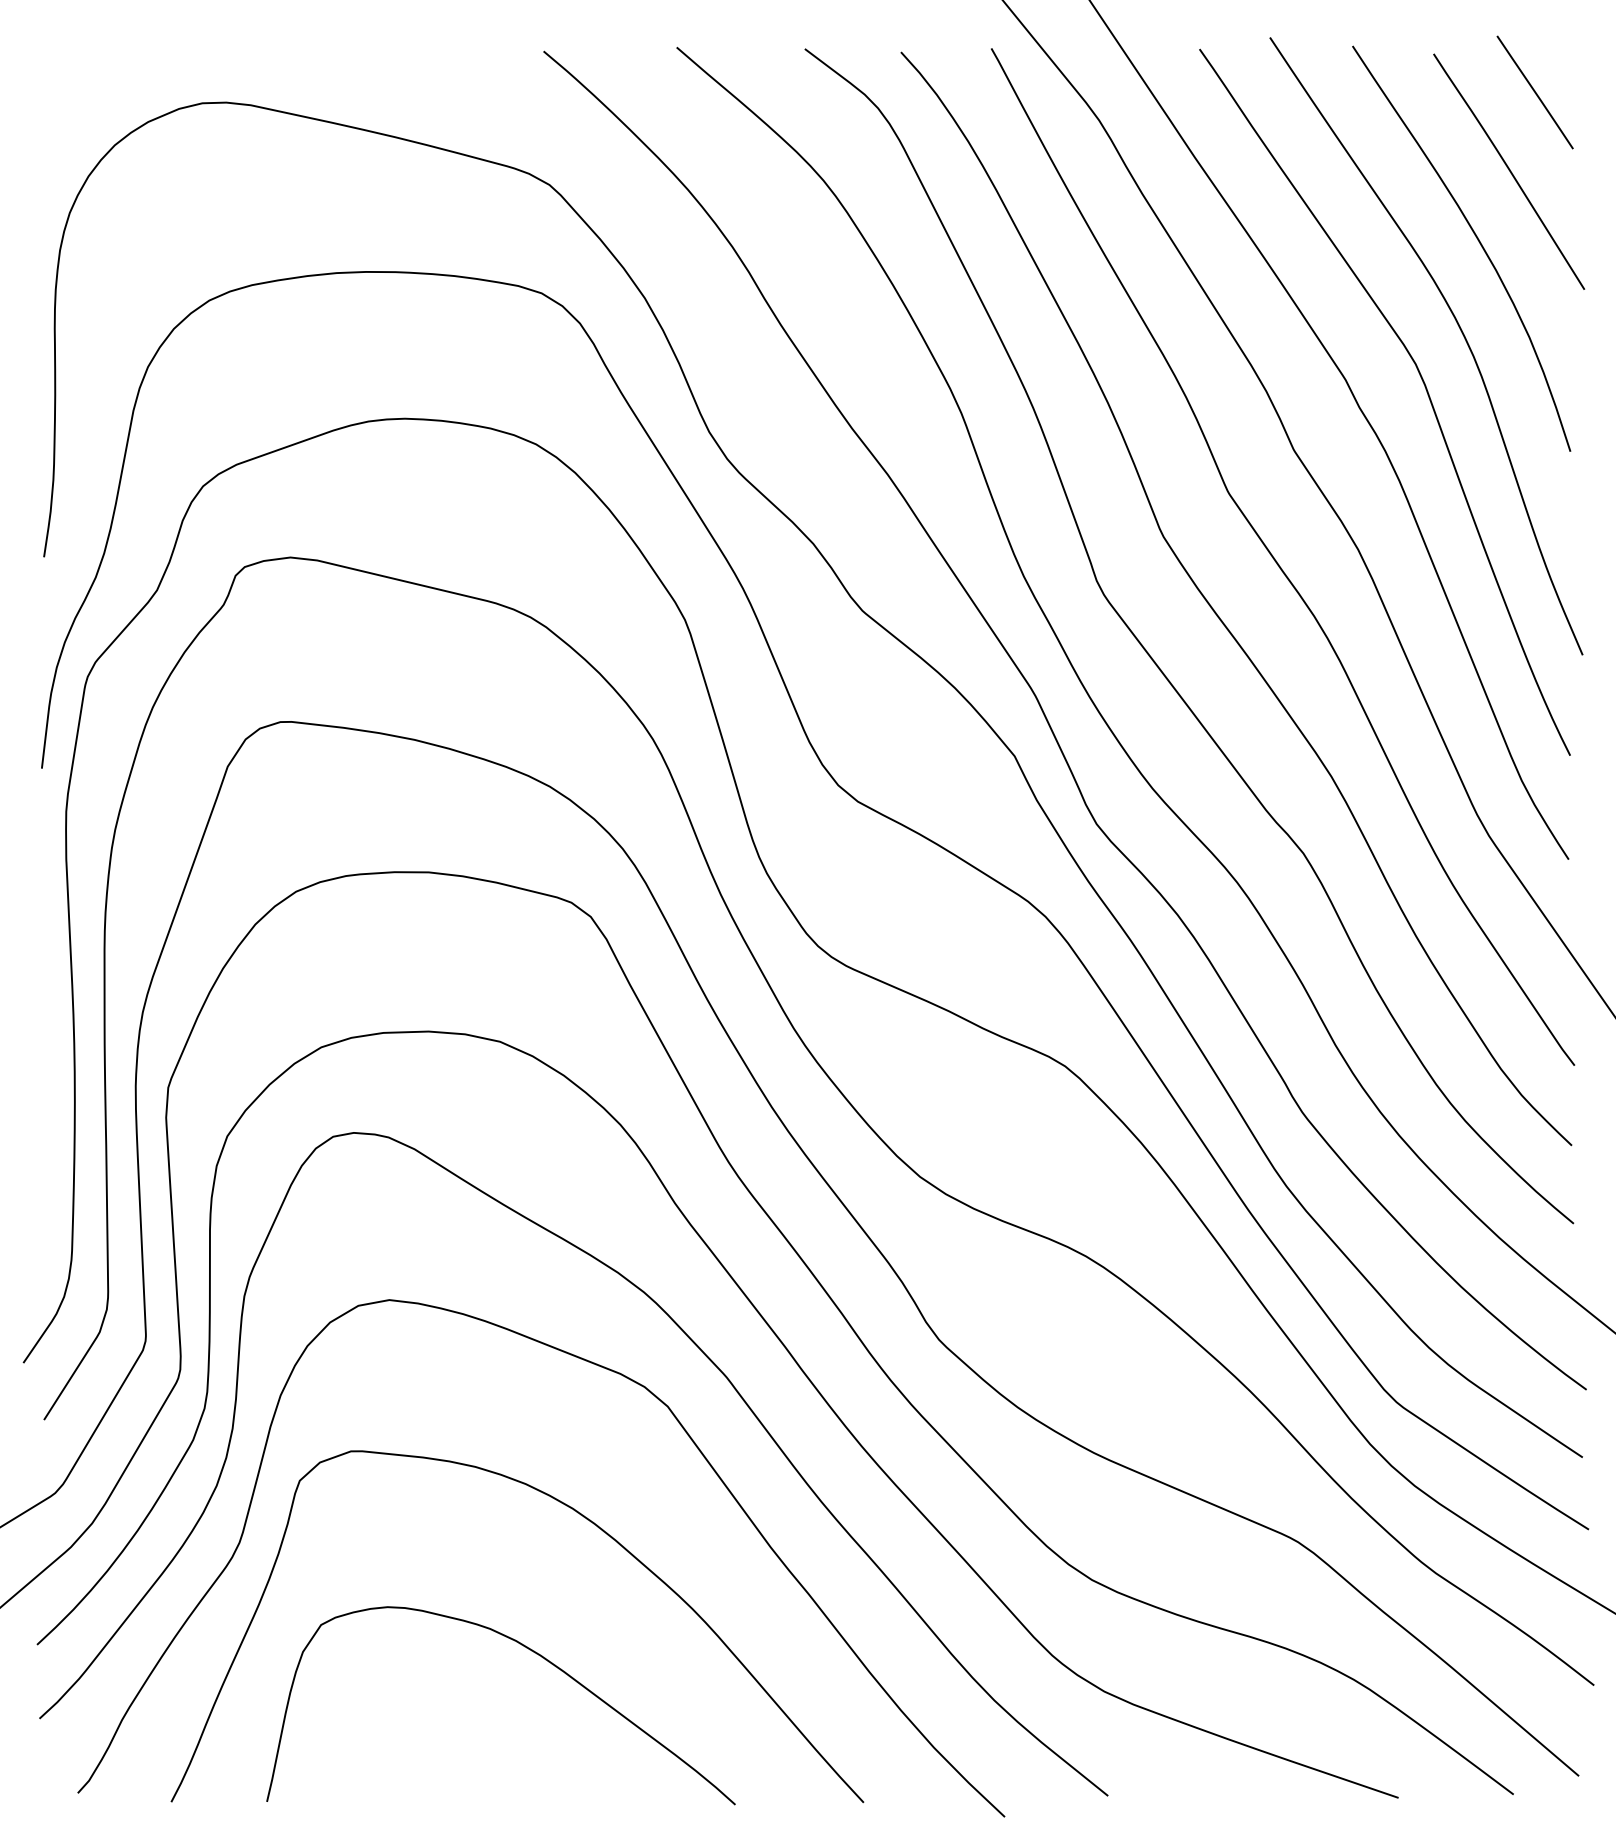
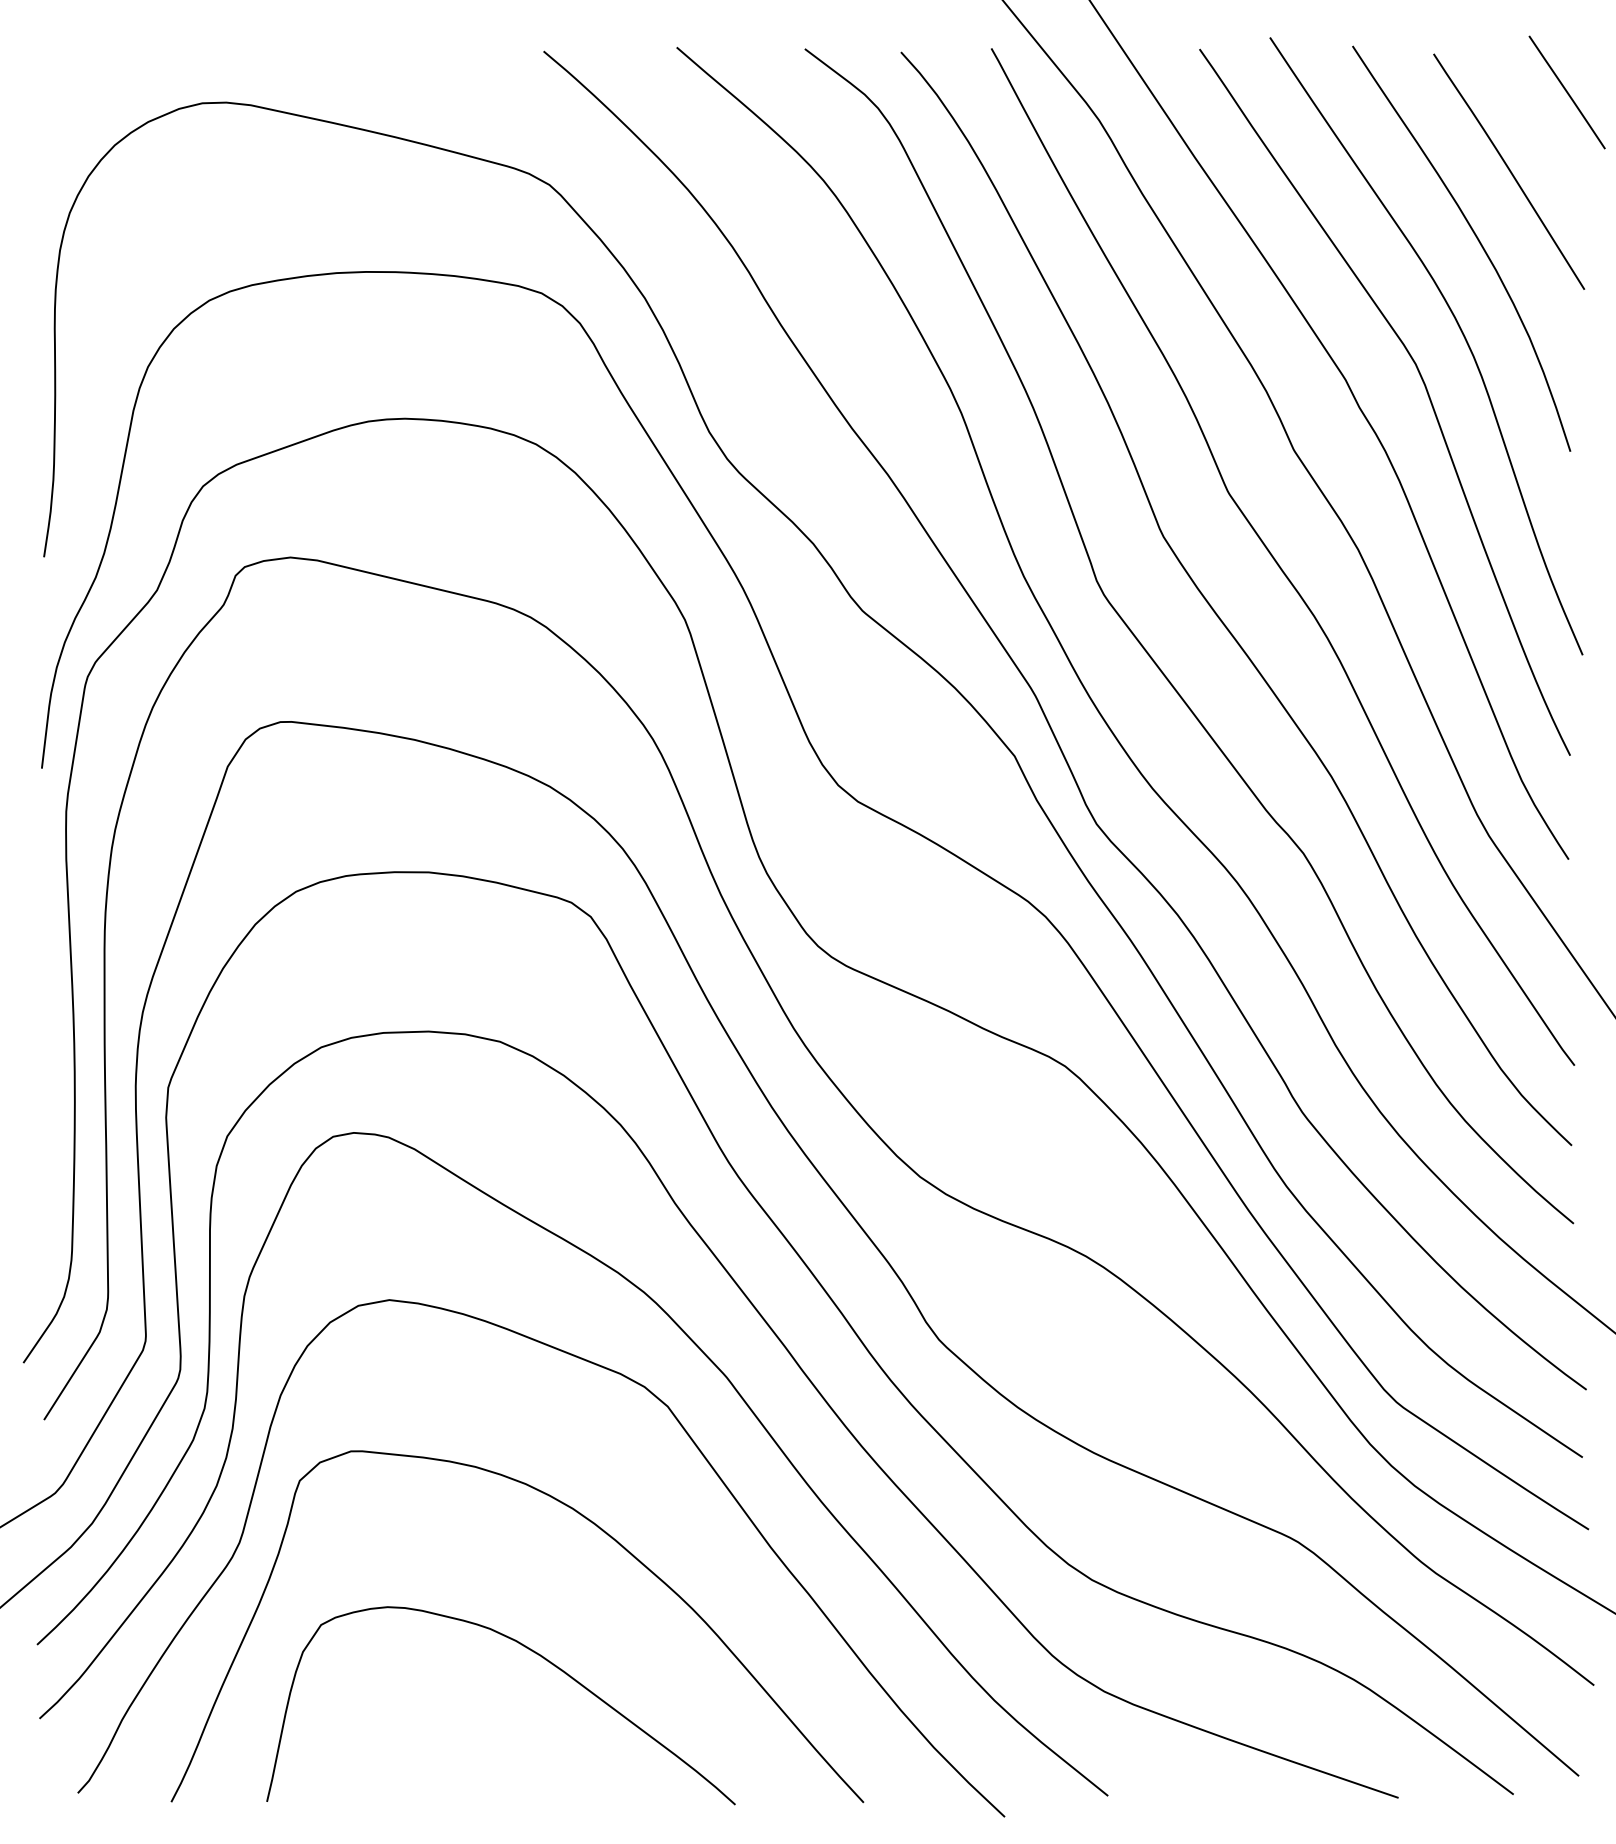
line position: (1534, 92) -> (1566, 92) (1566, 92)
